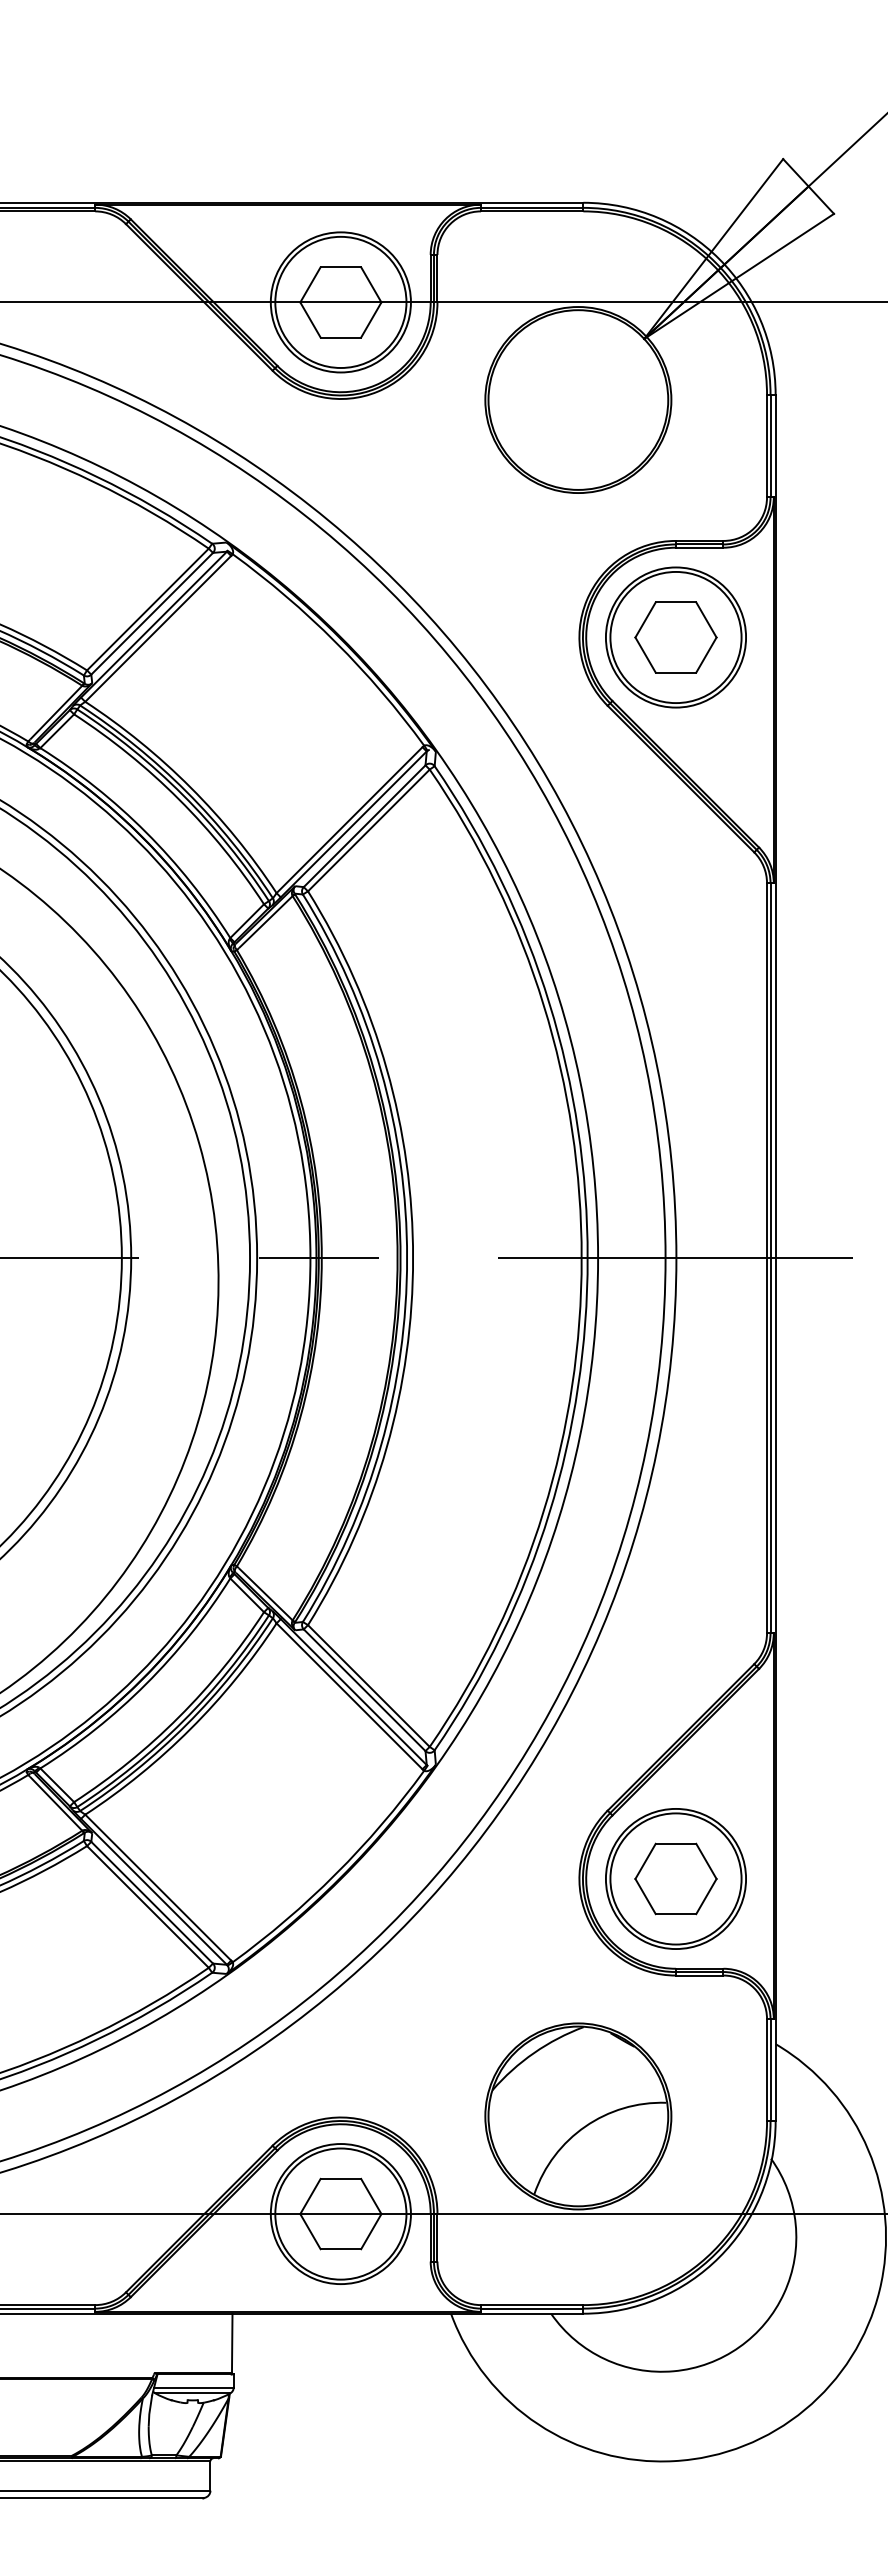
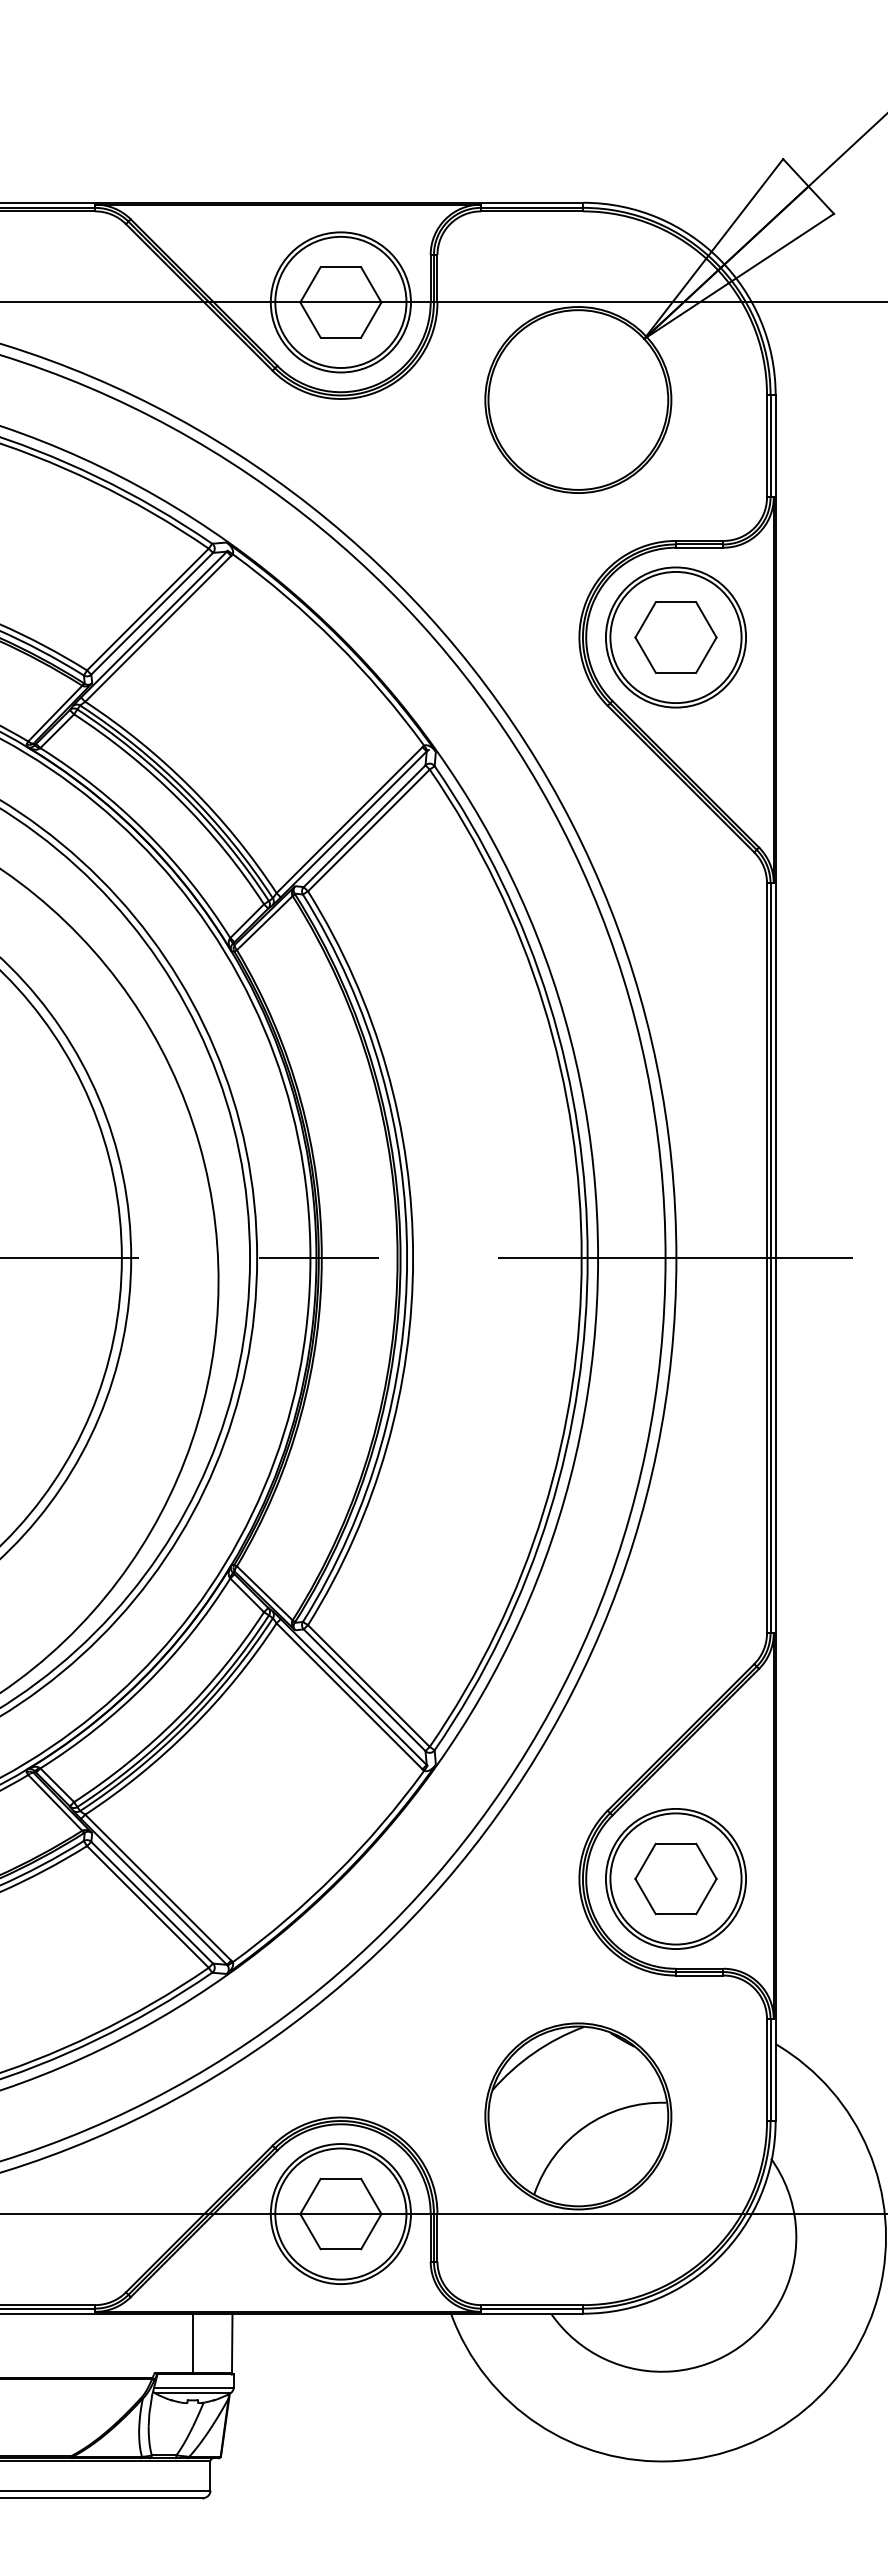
line: none -> present (192, 2343)
